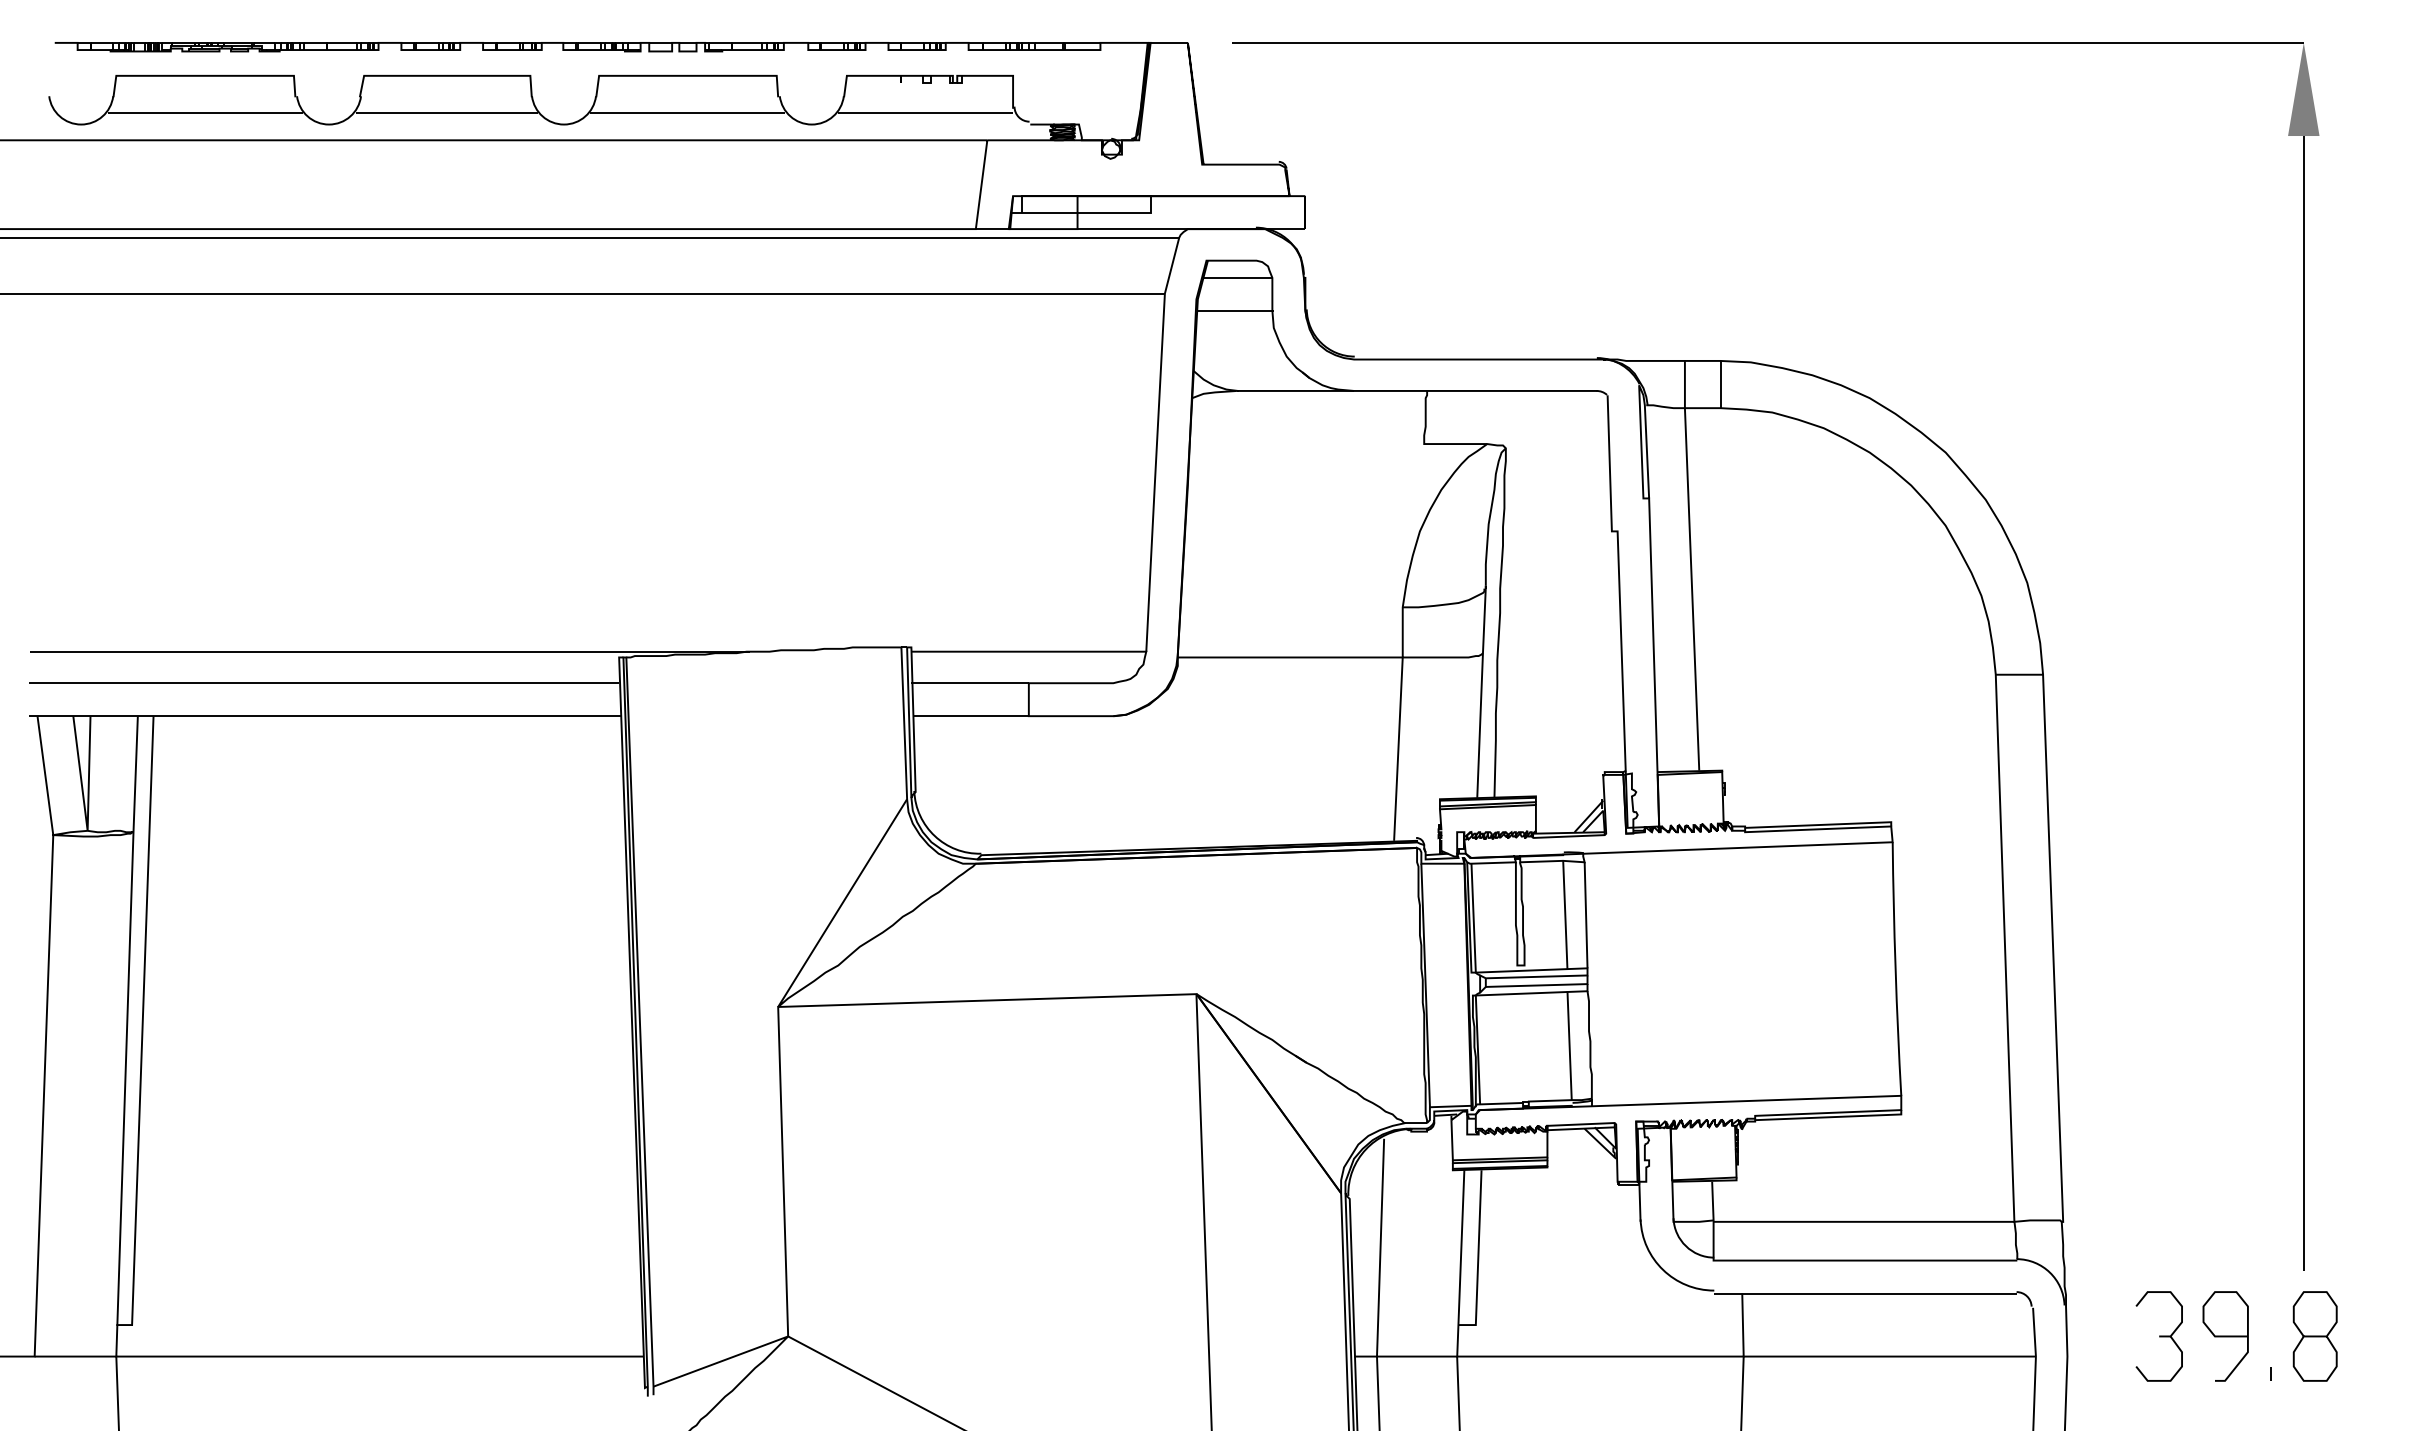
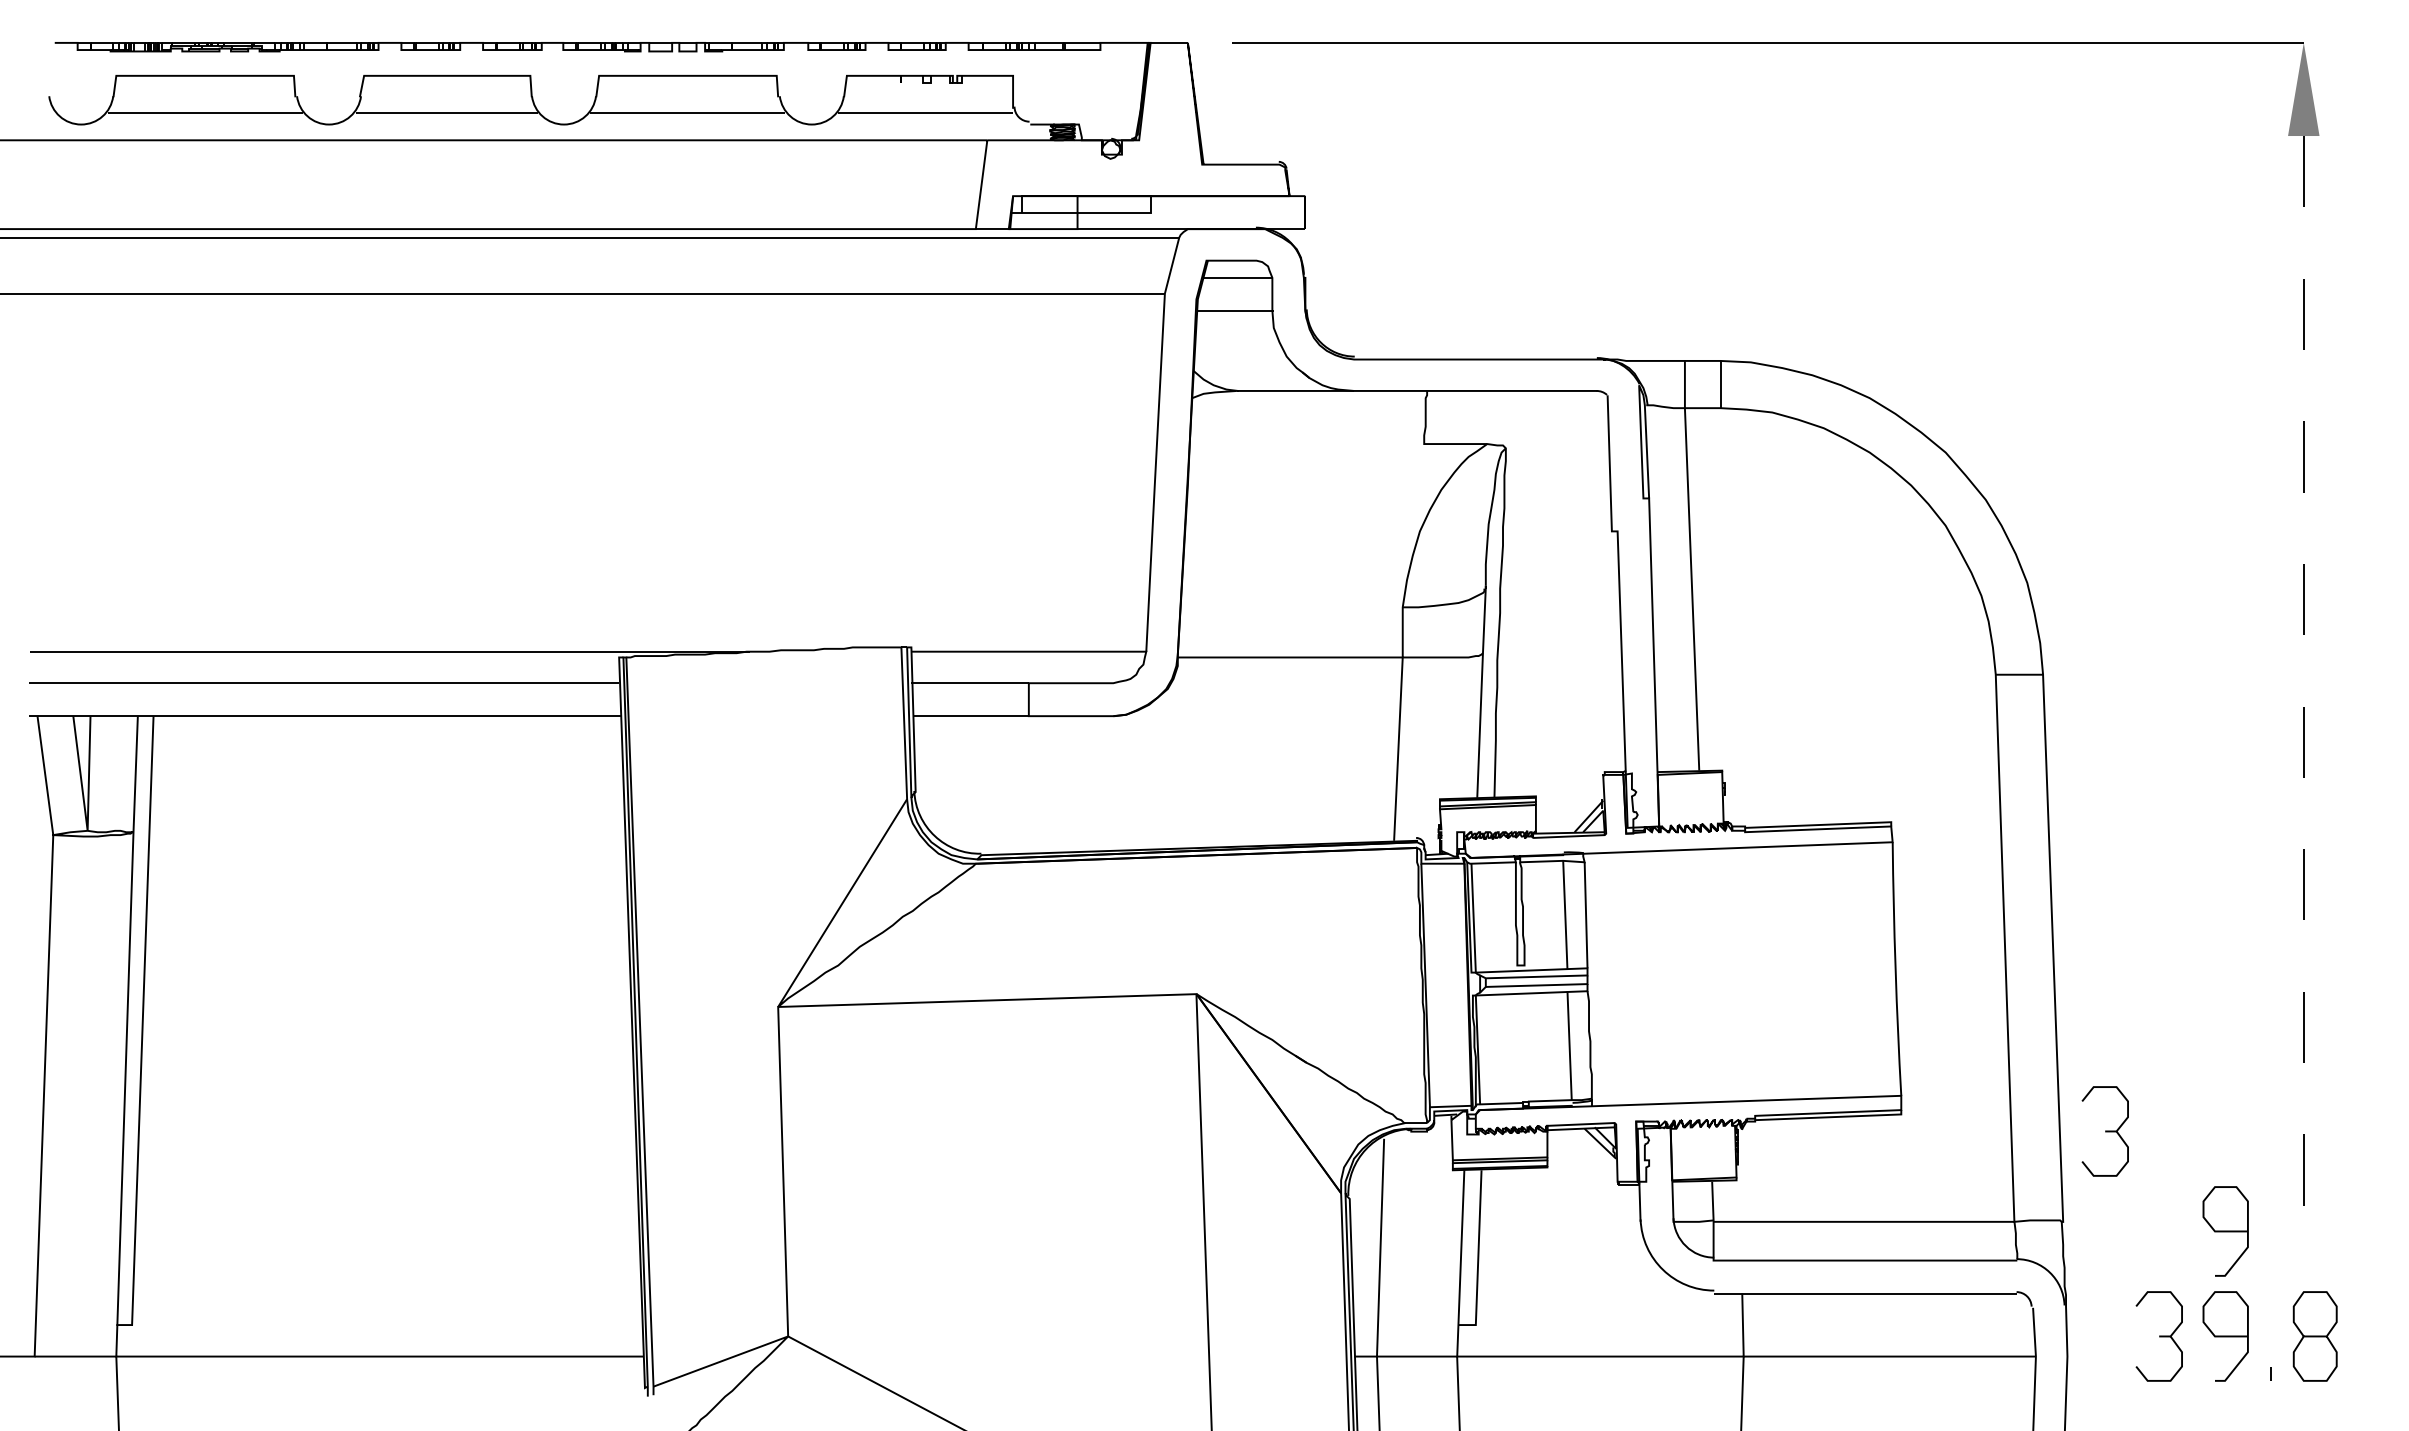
line: solid -> dashed (2303, 703)
part: none -> present (2104, 1131)
curve: none -> present (2225, 1231)
